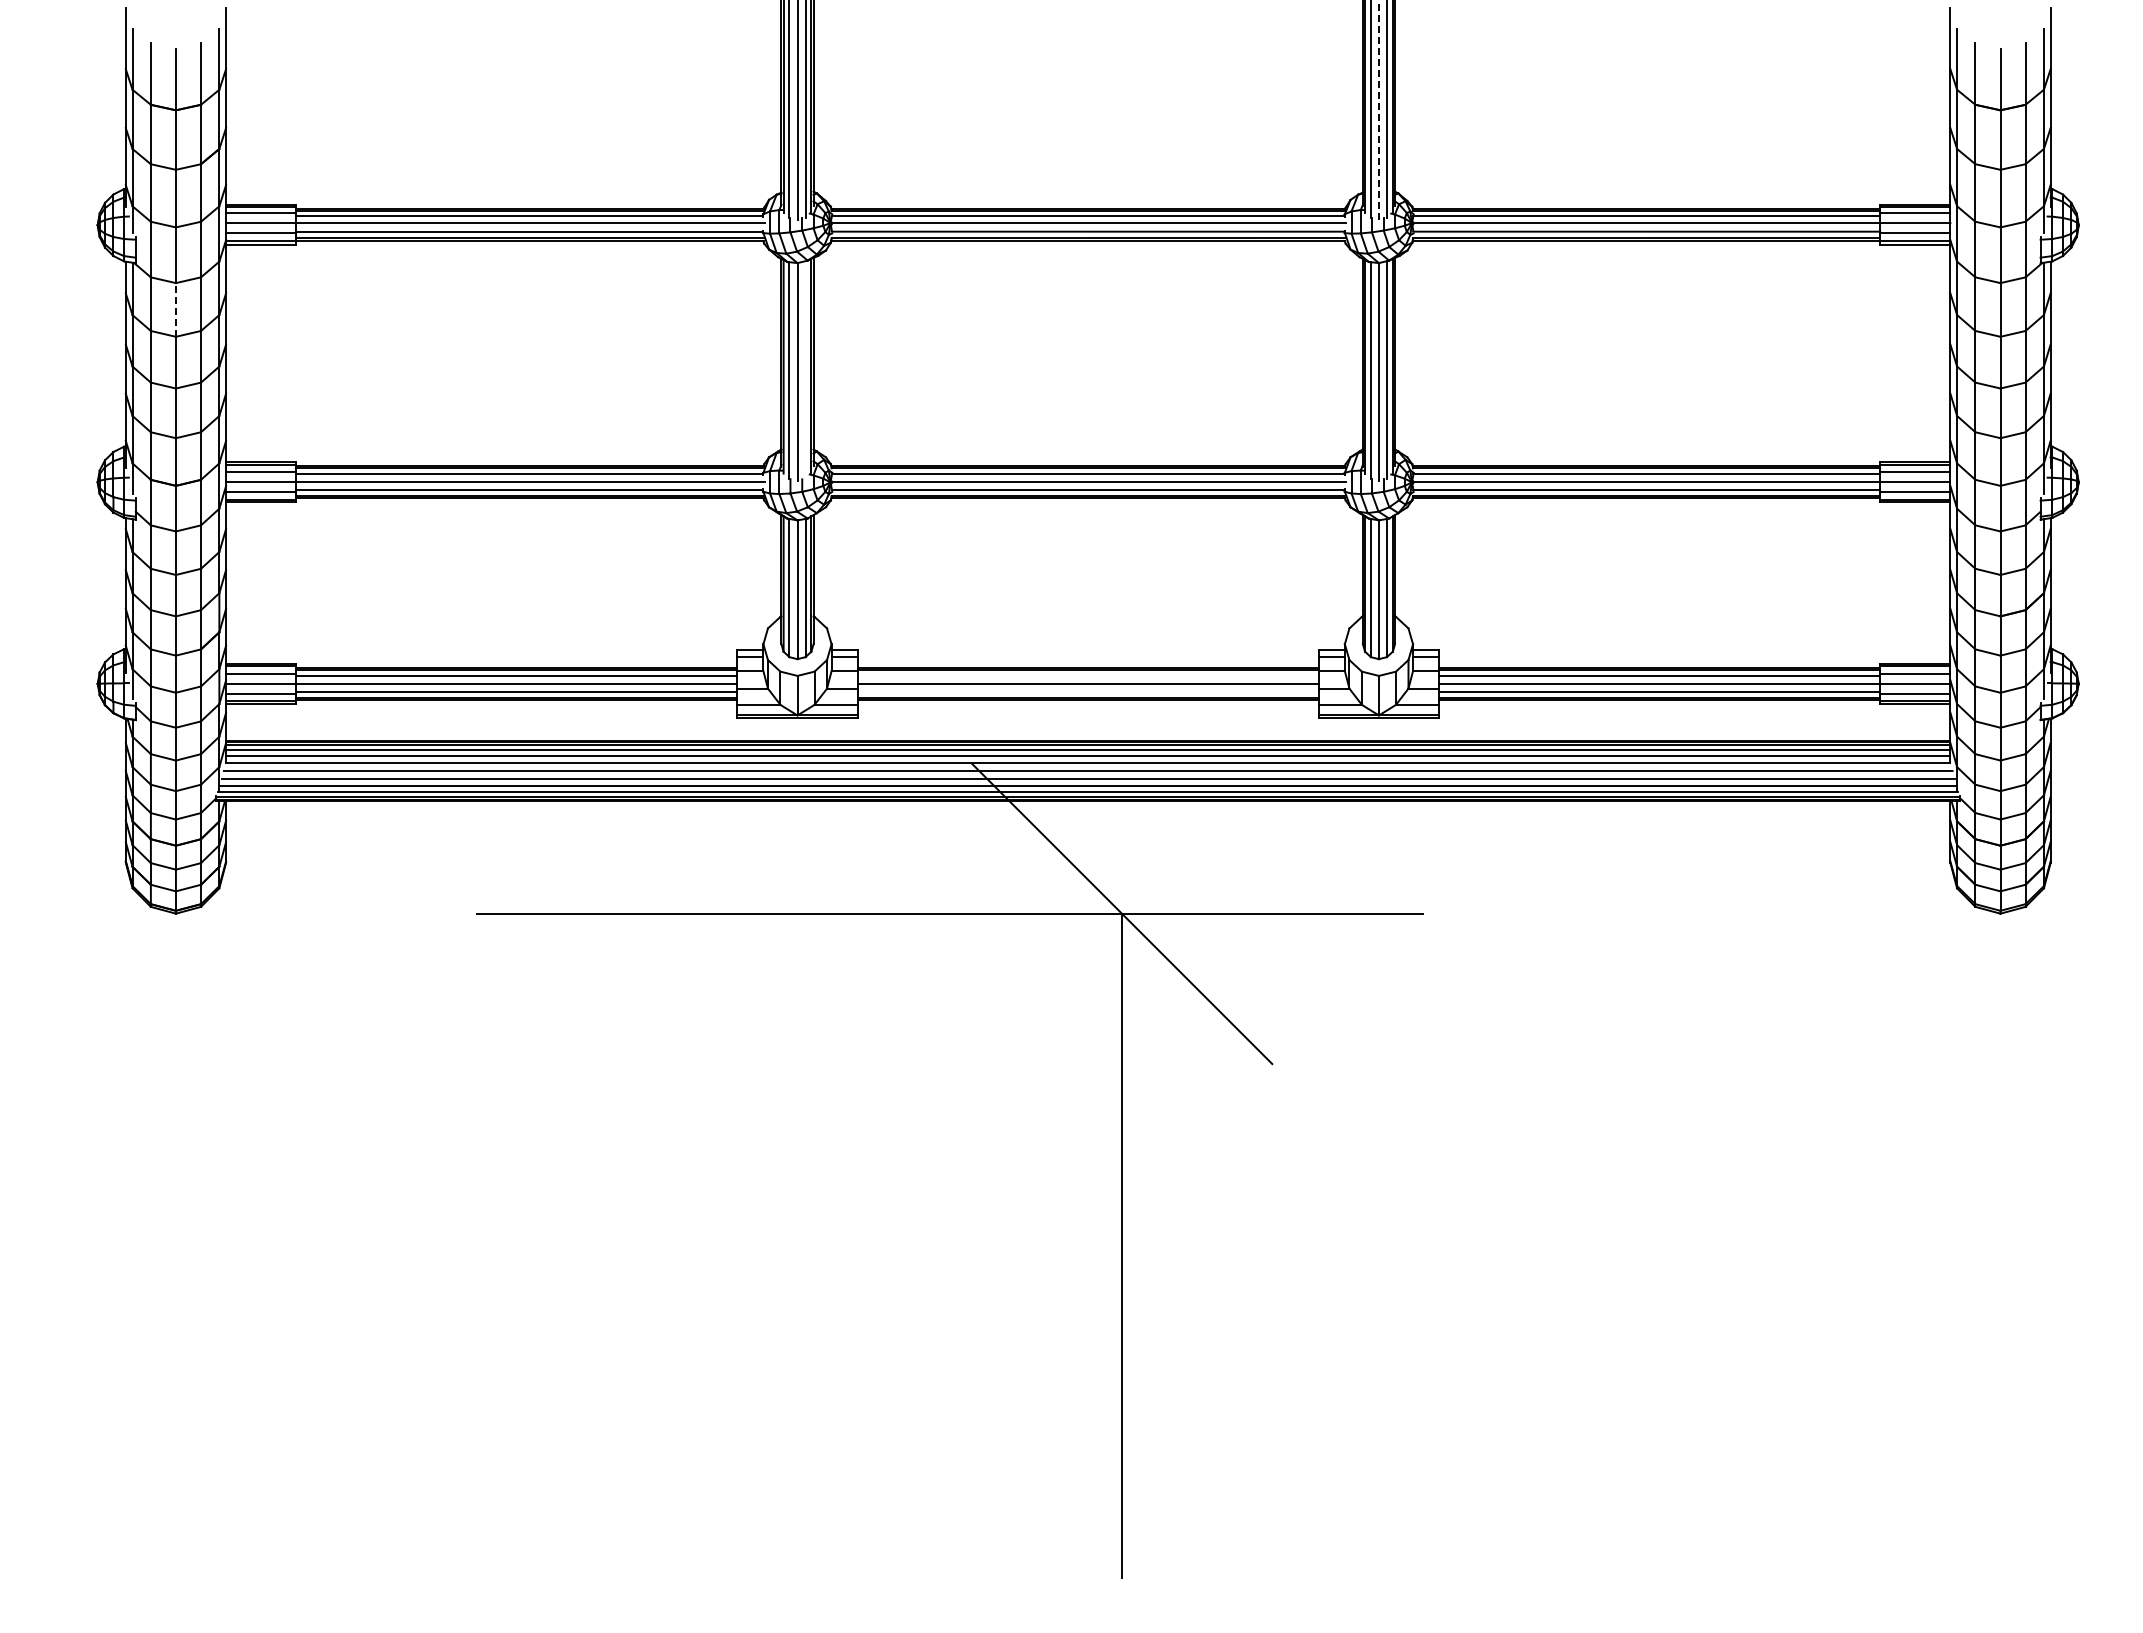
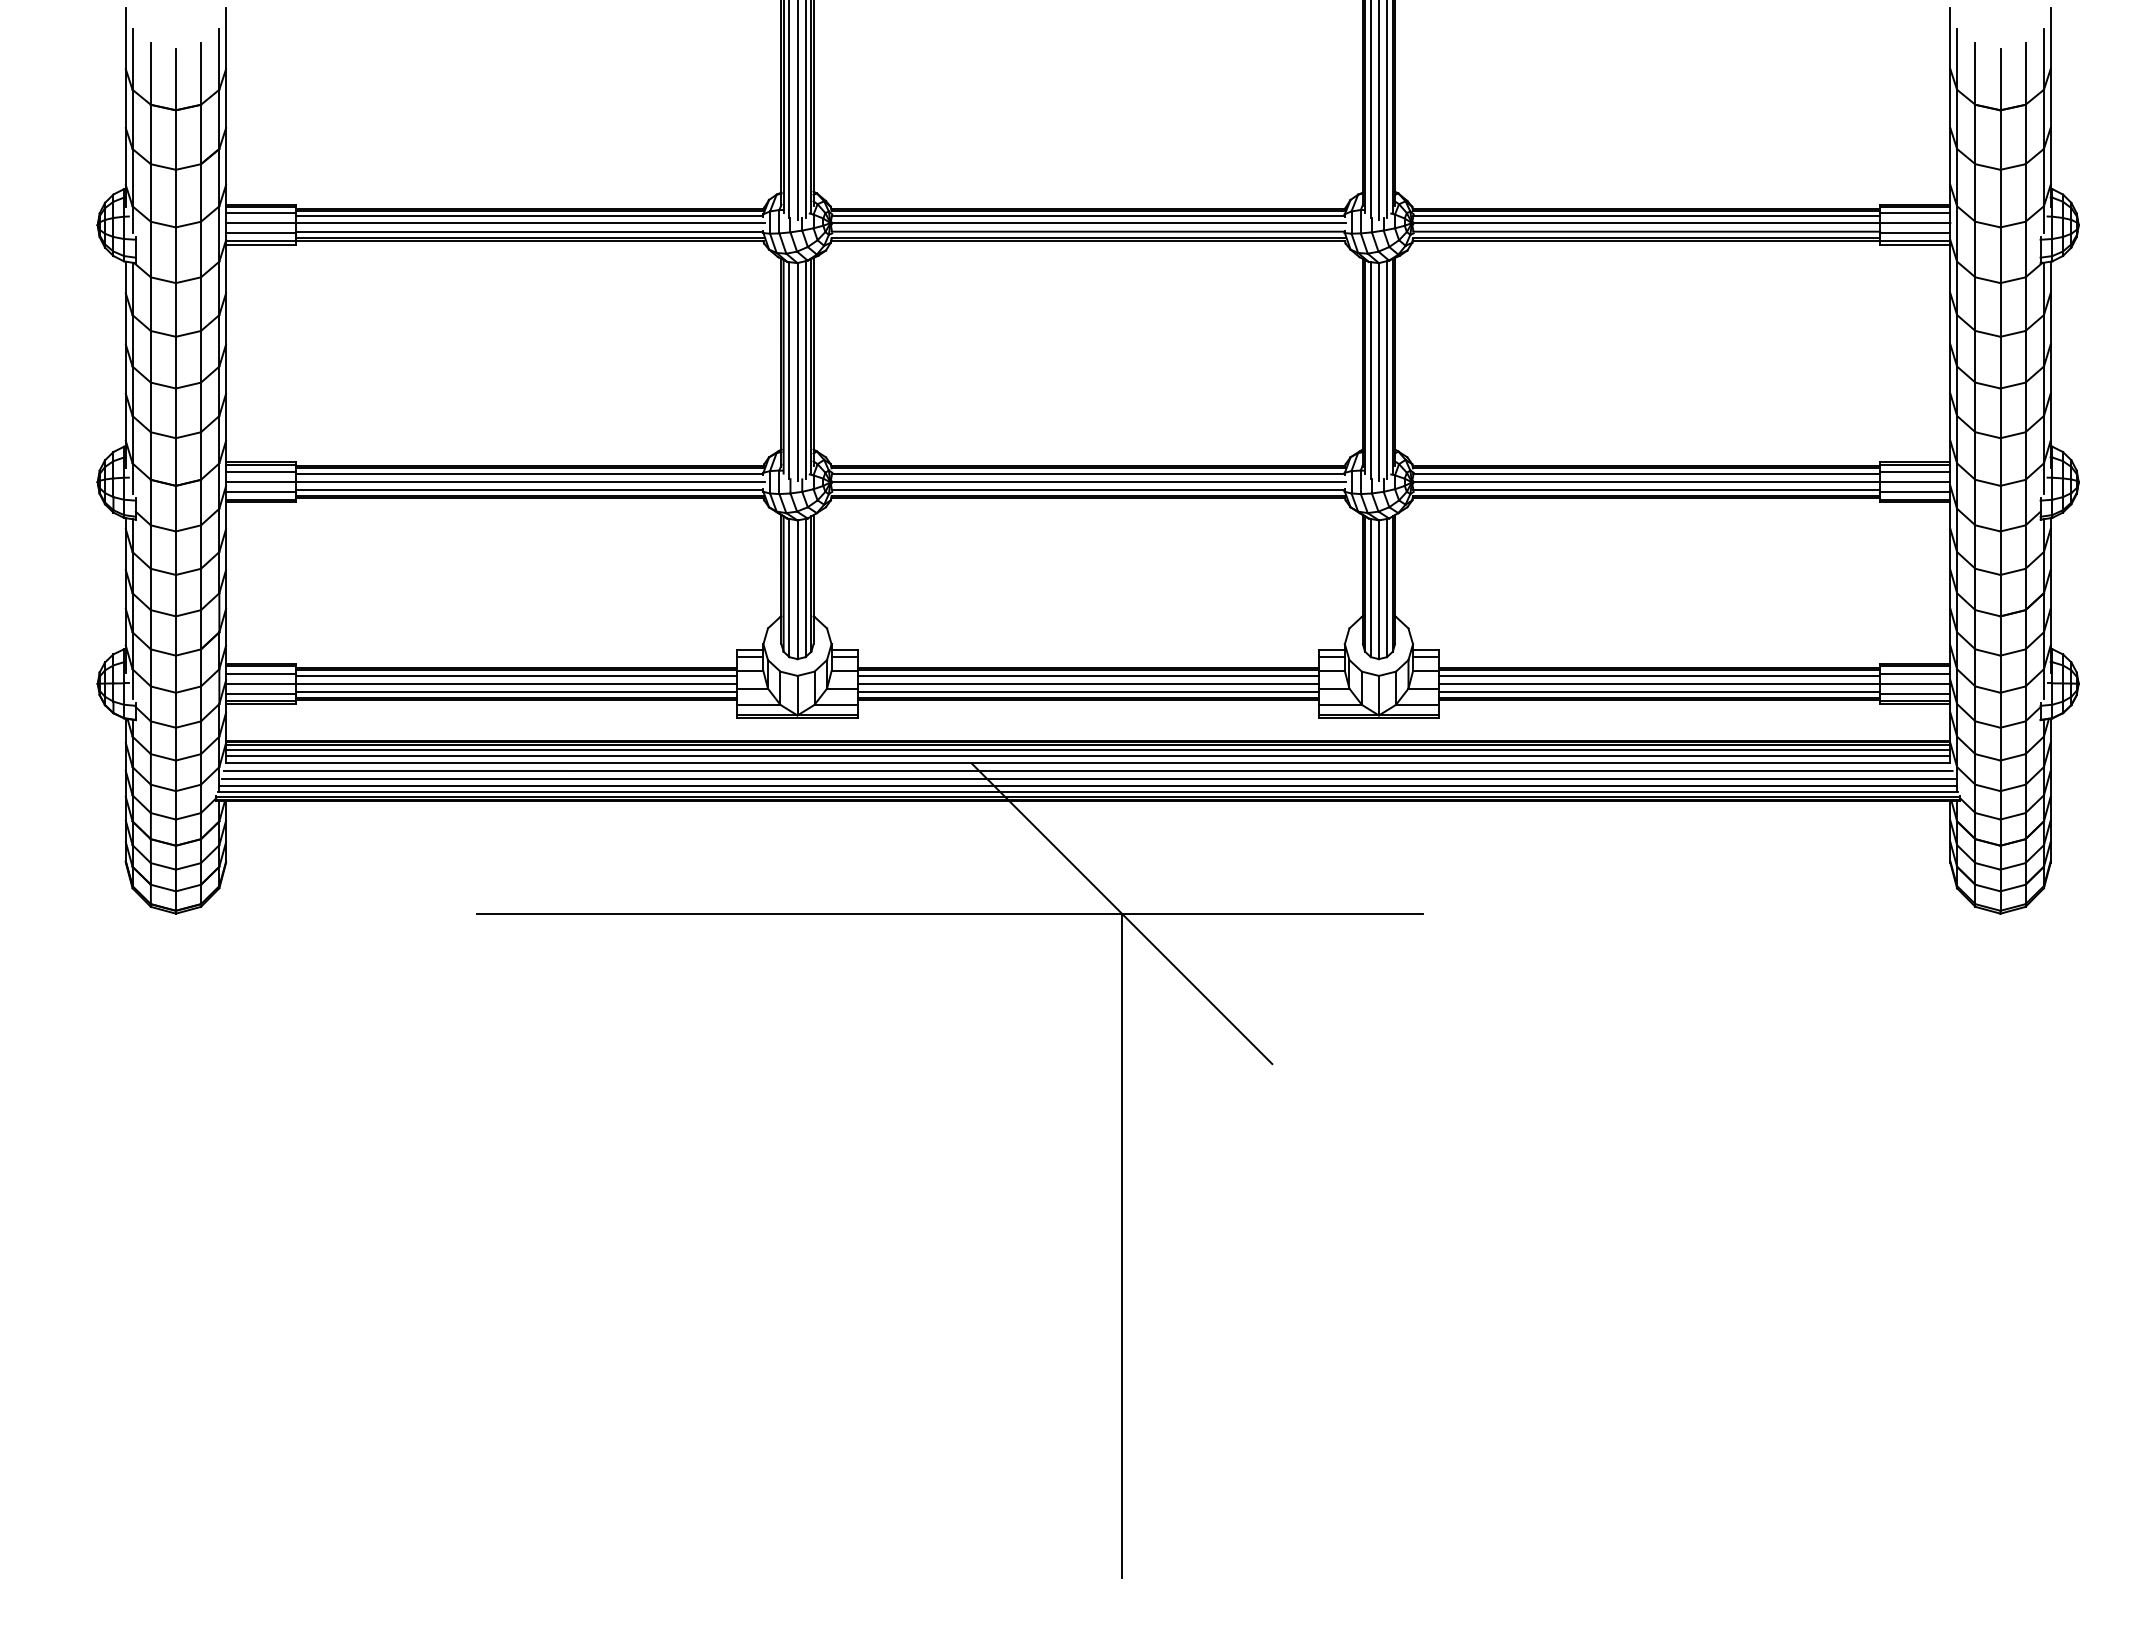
line: dashed -> solid (1378, 110)
line: dashed -> solid (175, 309)
line: none -> present (805, 369)
line: none -> present (1087, 675)
line: none -> present (1087, 691)
